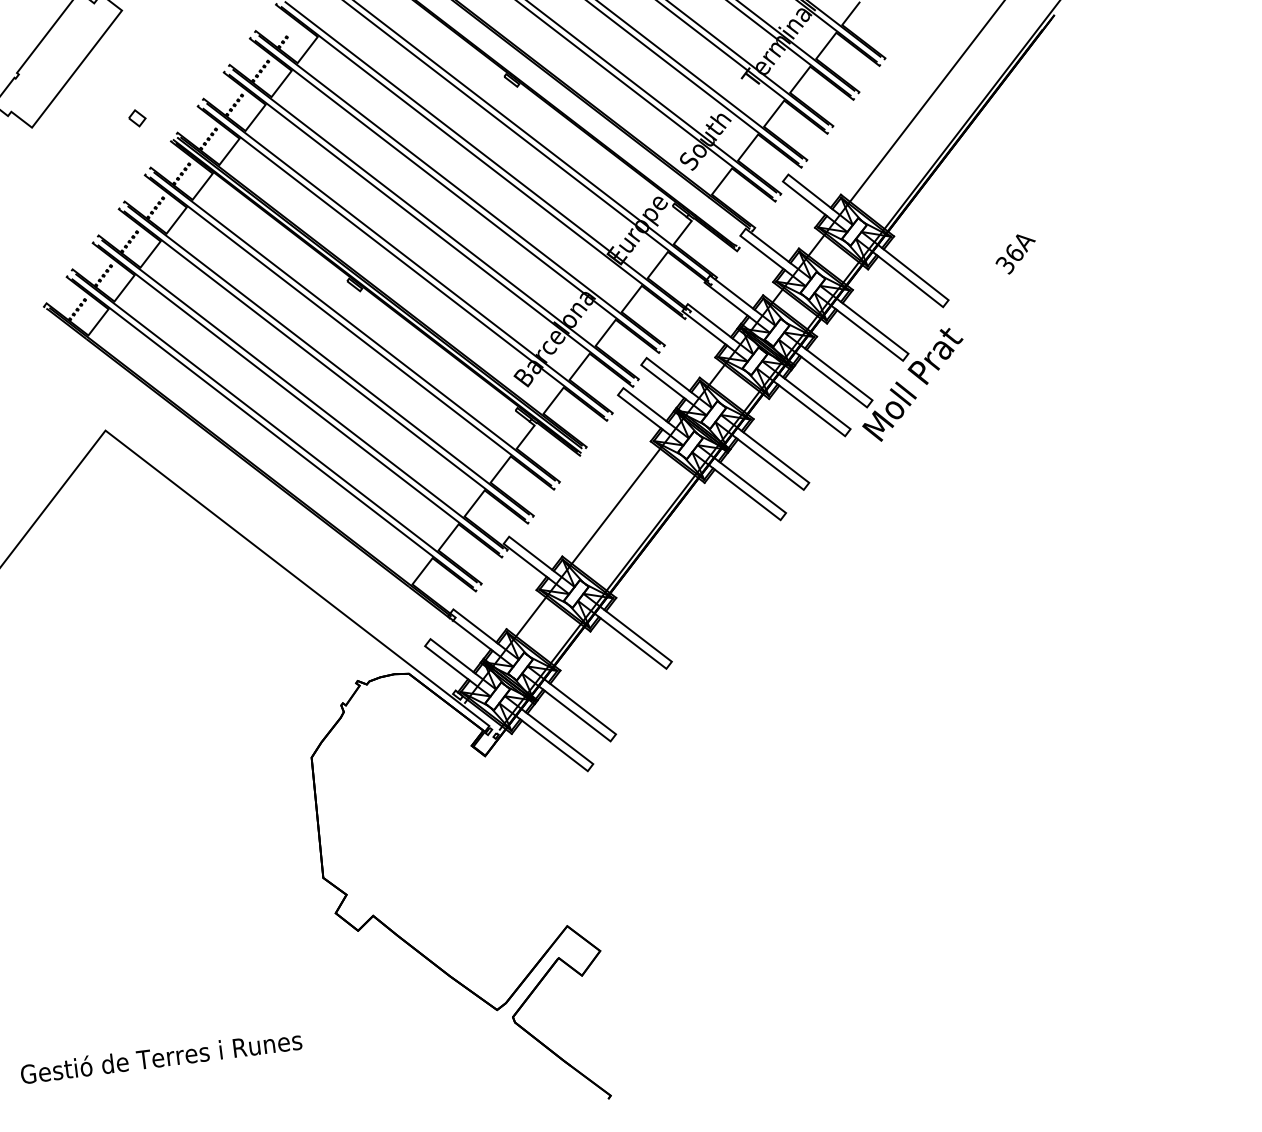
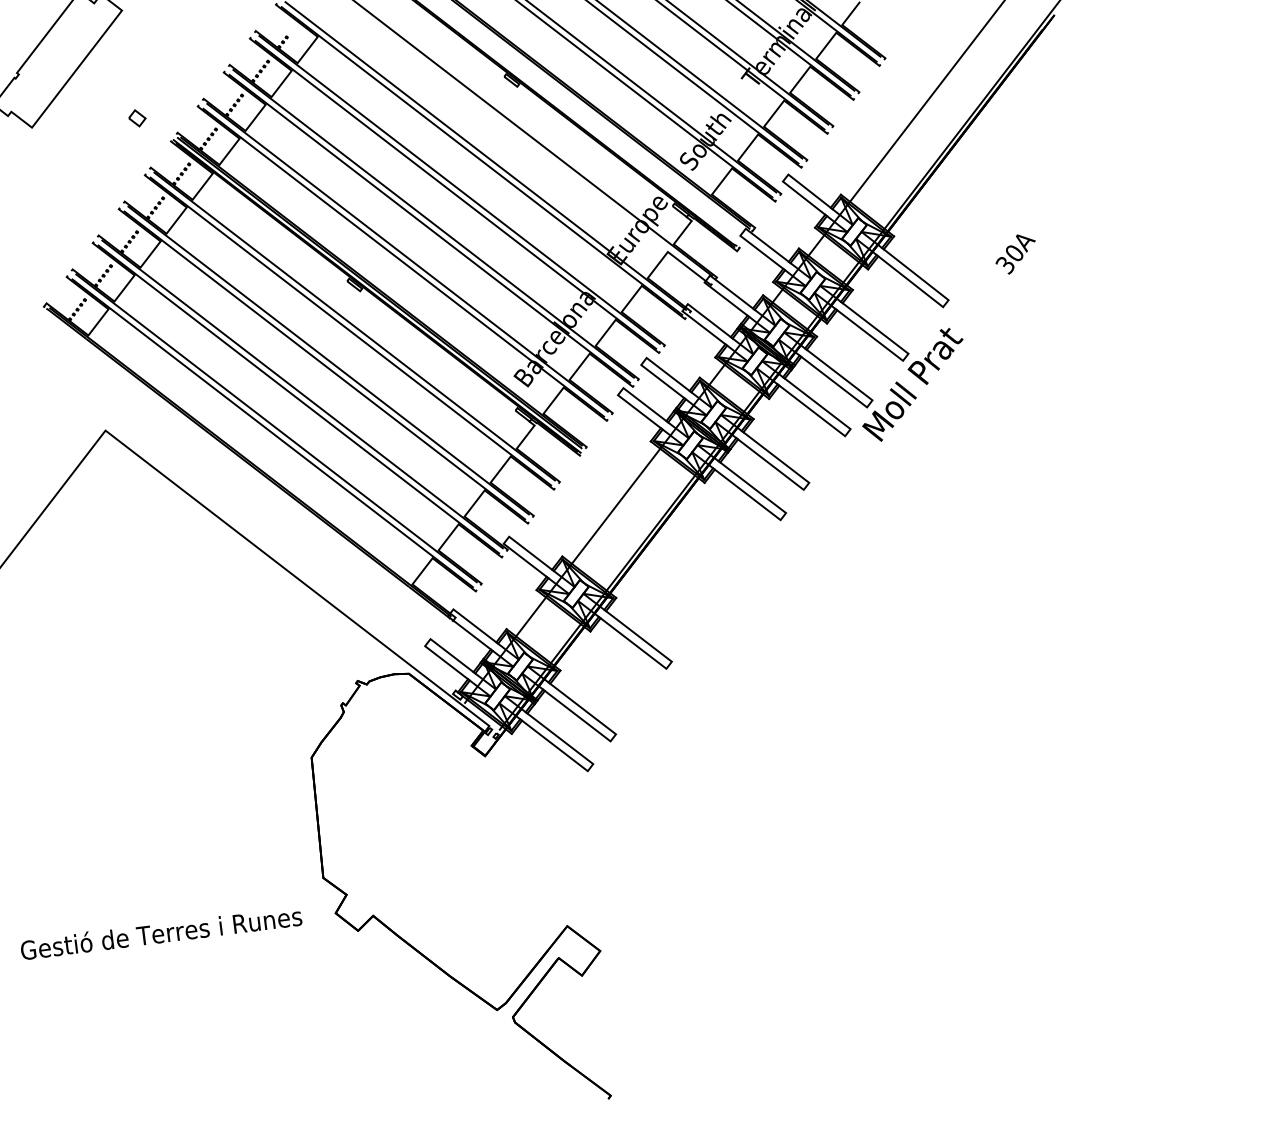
line: present -> none (526, 141)
text: 36A -> 30A (1014, 252)
text position: (161, 1059) -> (161, 935) (161, 935)
